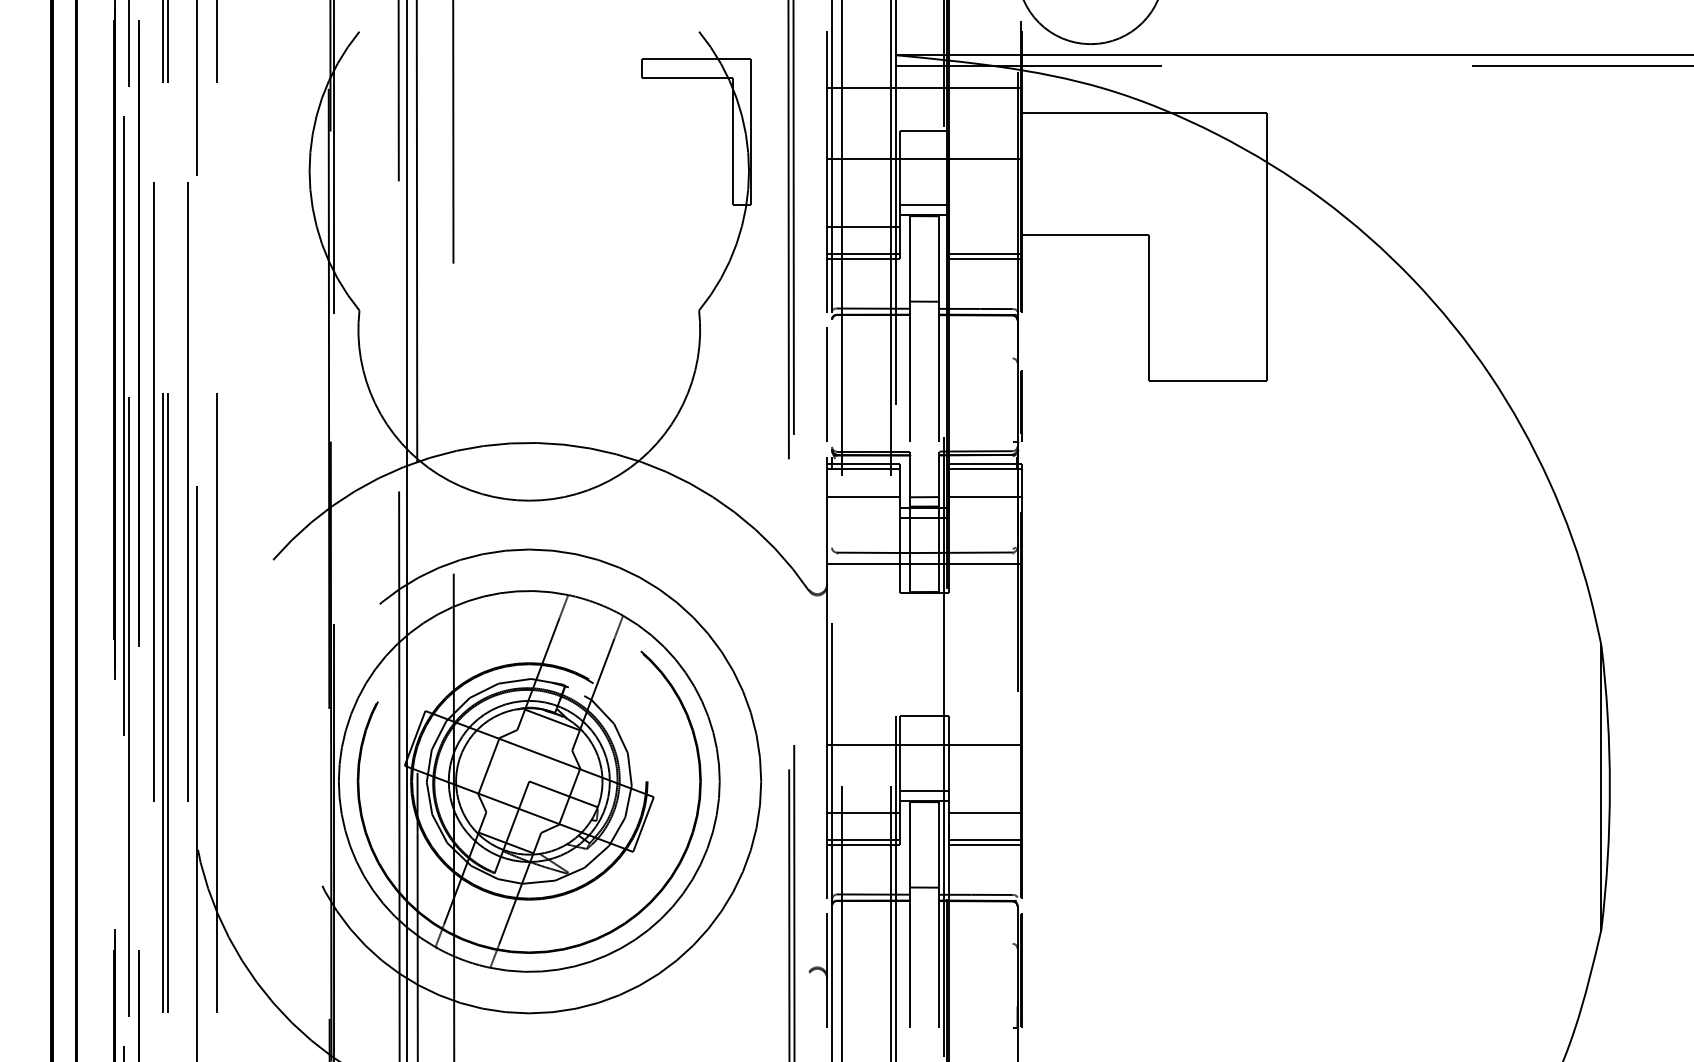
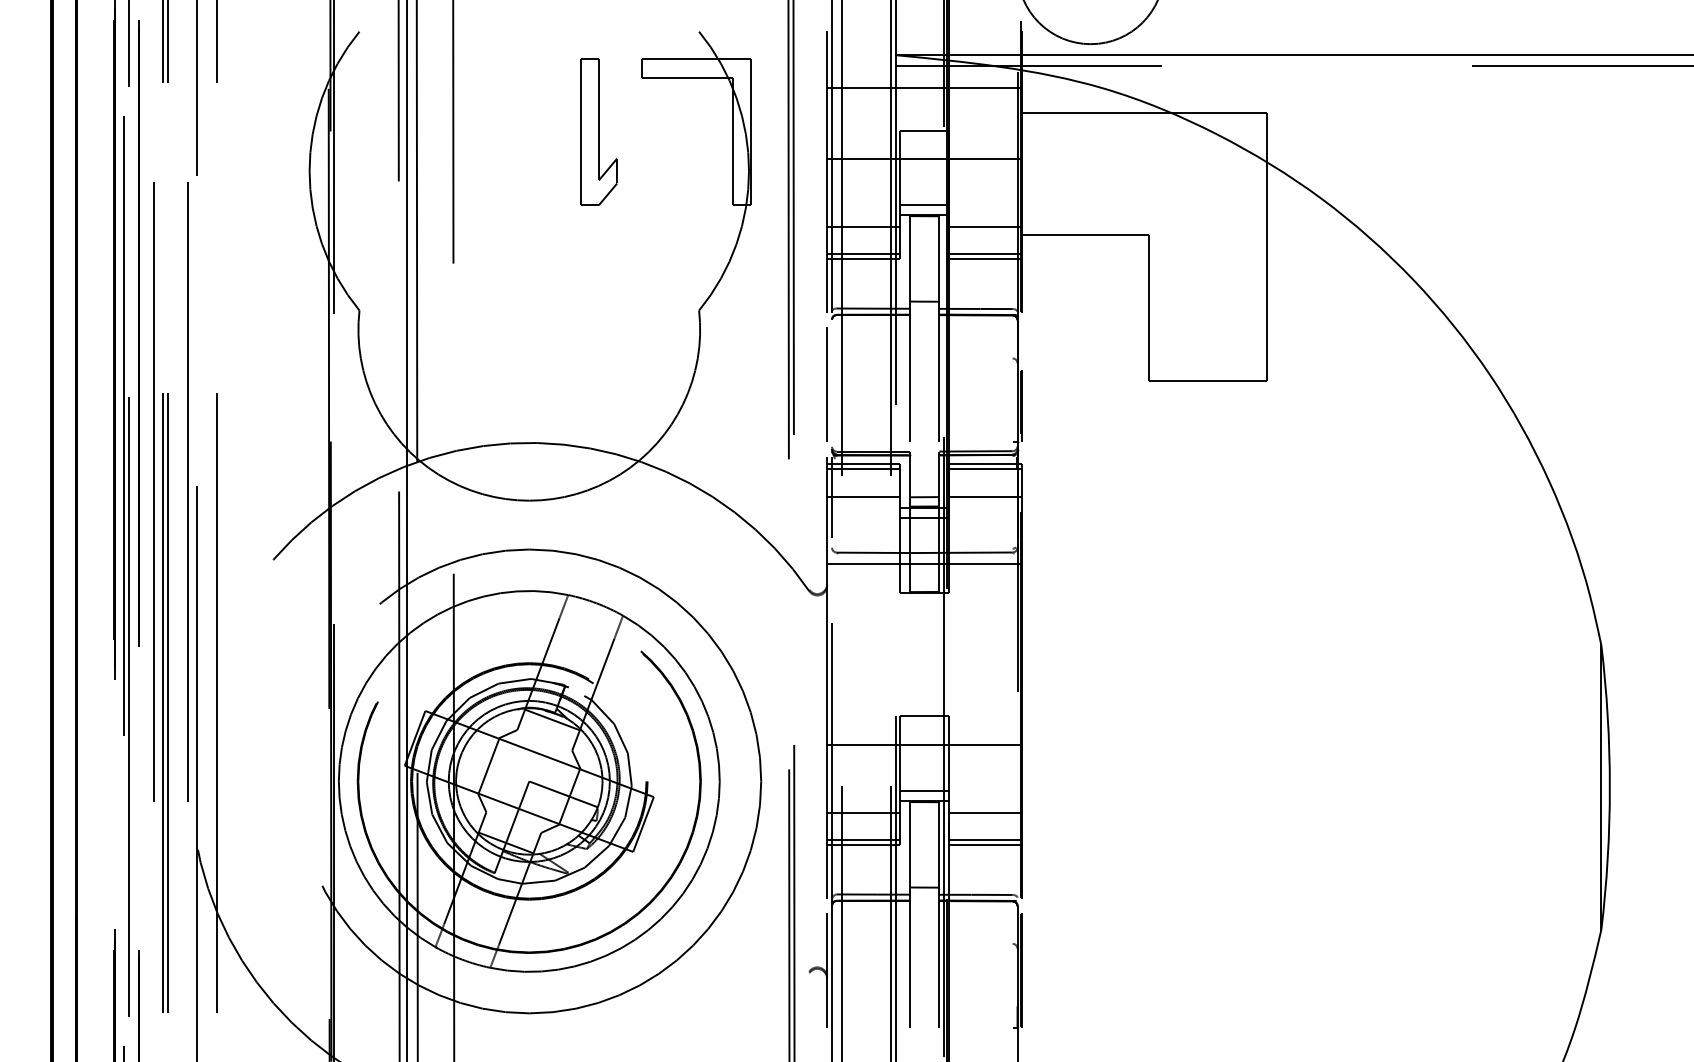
part: none -> present (598, 131)
line: none -> present (985, 226)
line: none -> present (832, 503)
